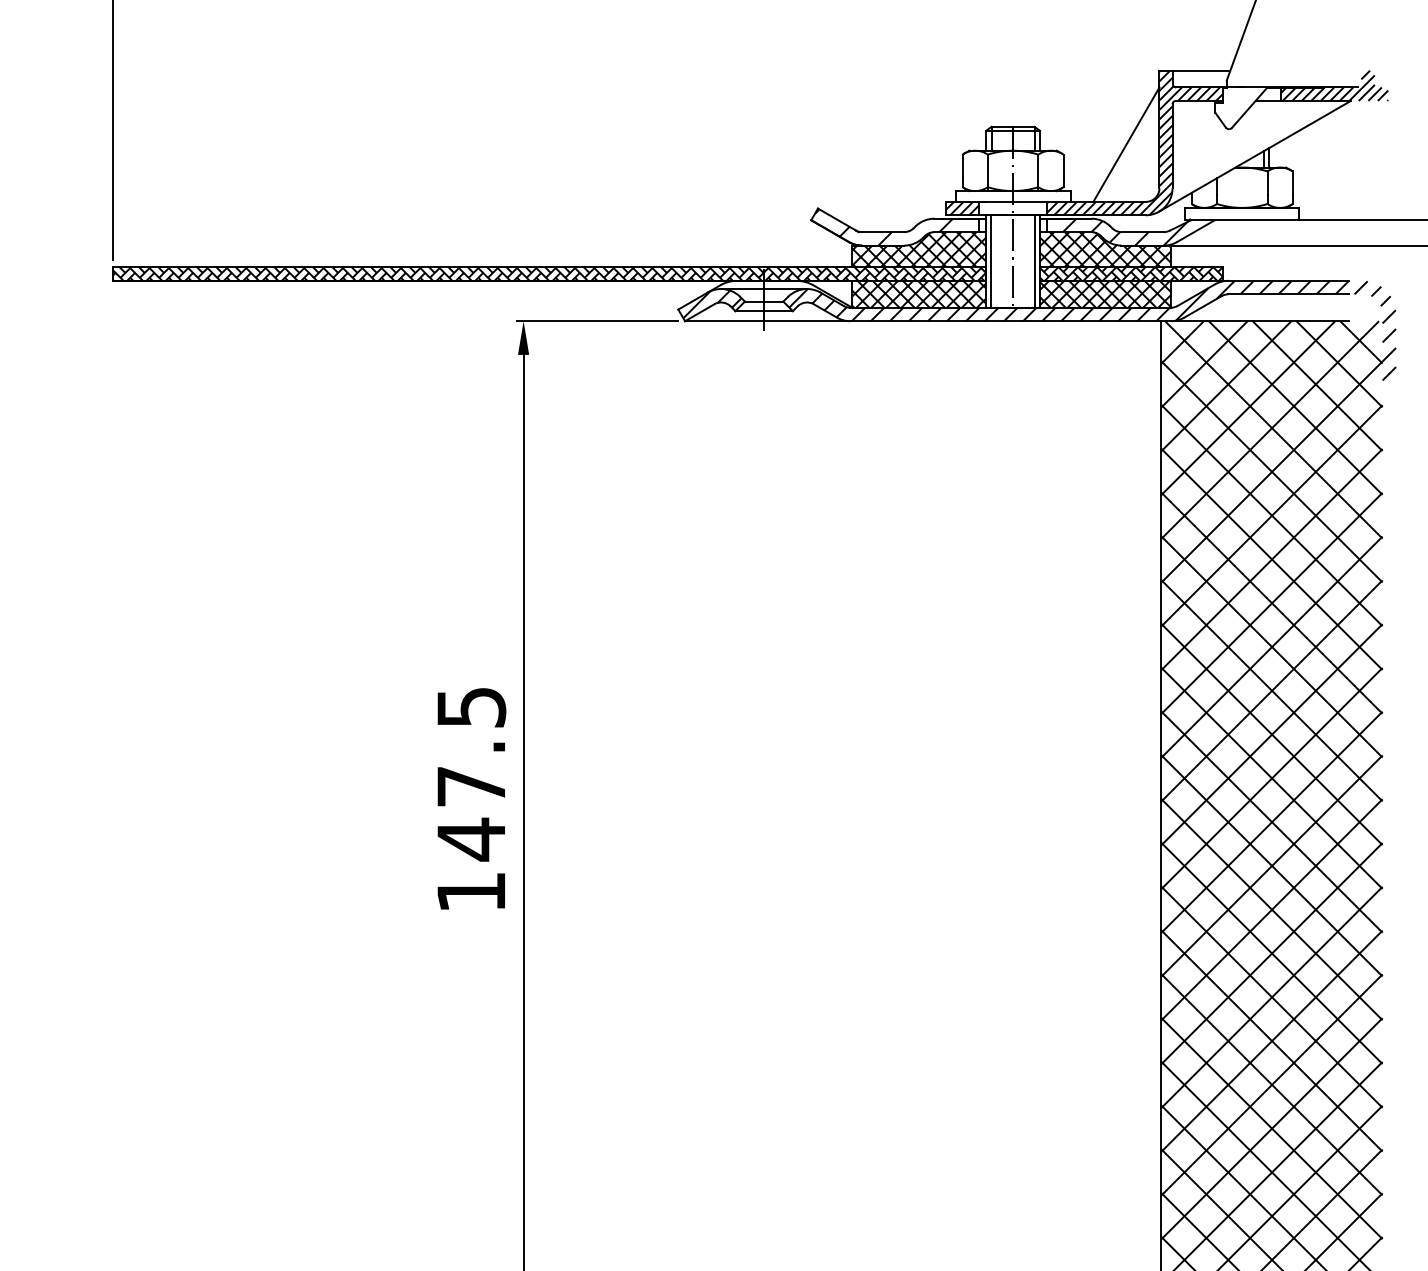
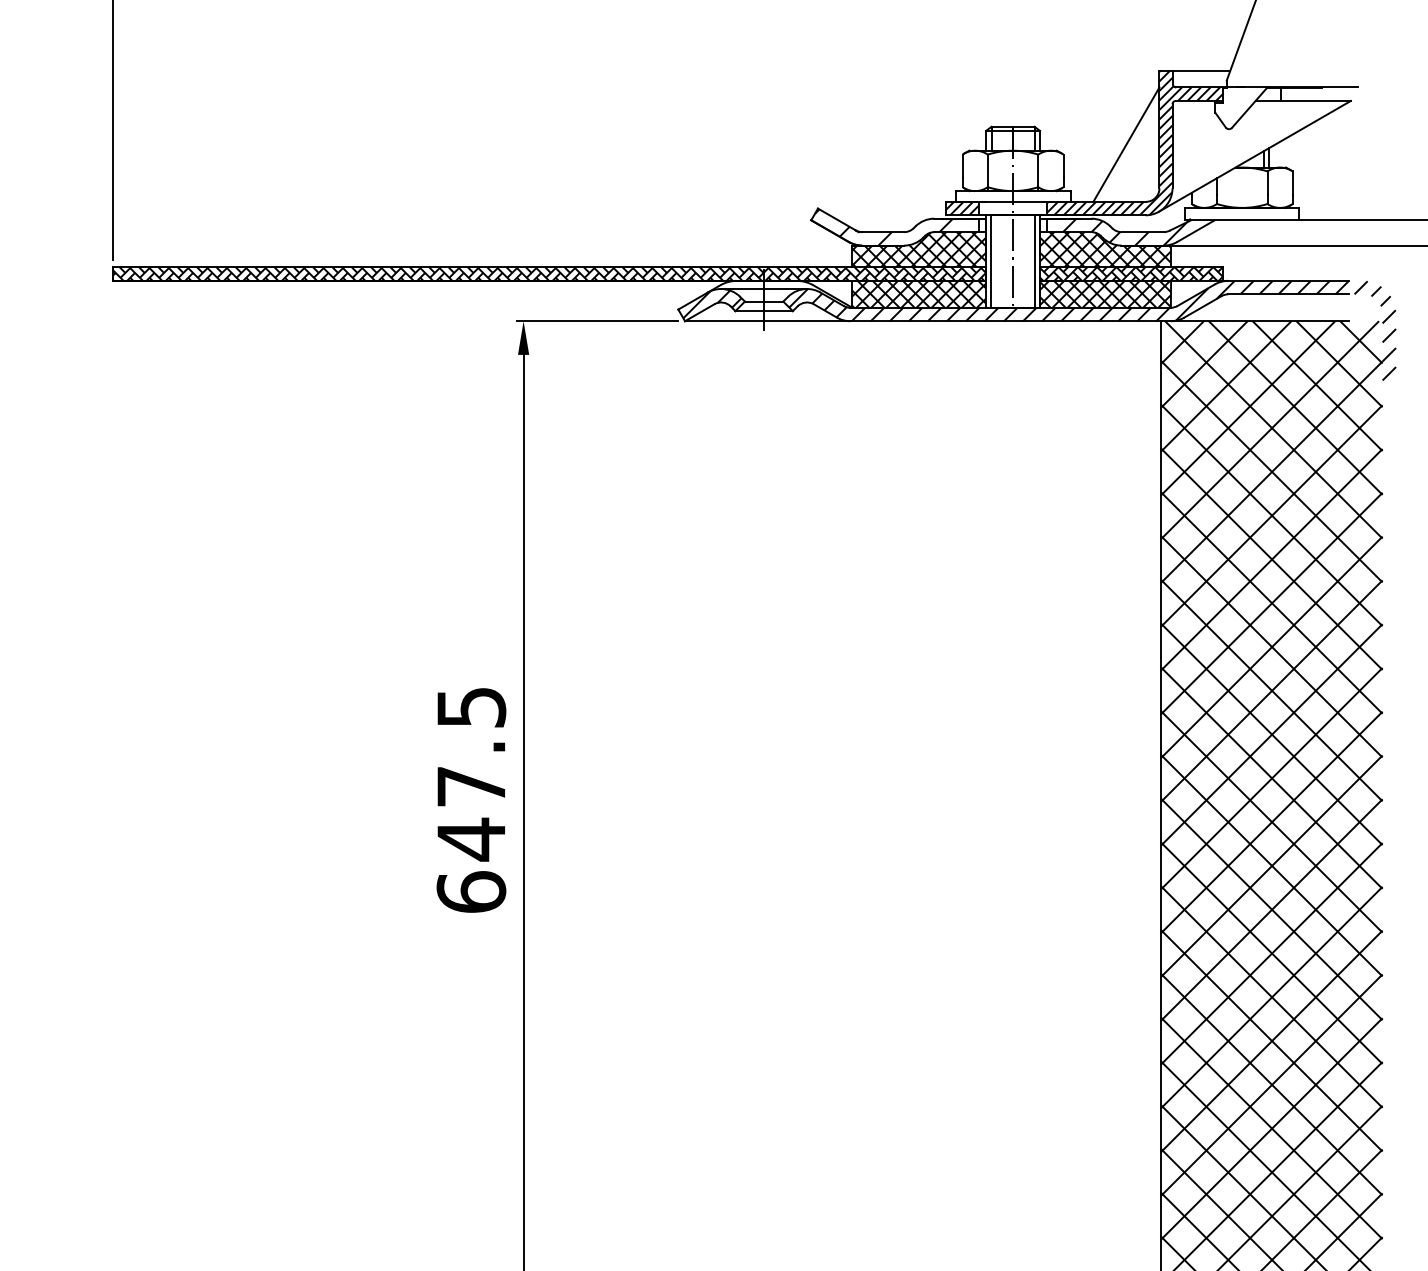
hatch: present -> none (1334, 85)
text: 147.5 -> 647.5 (471, 891)
